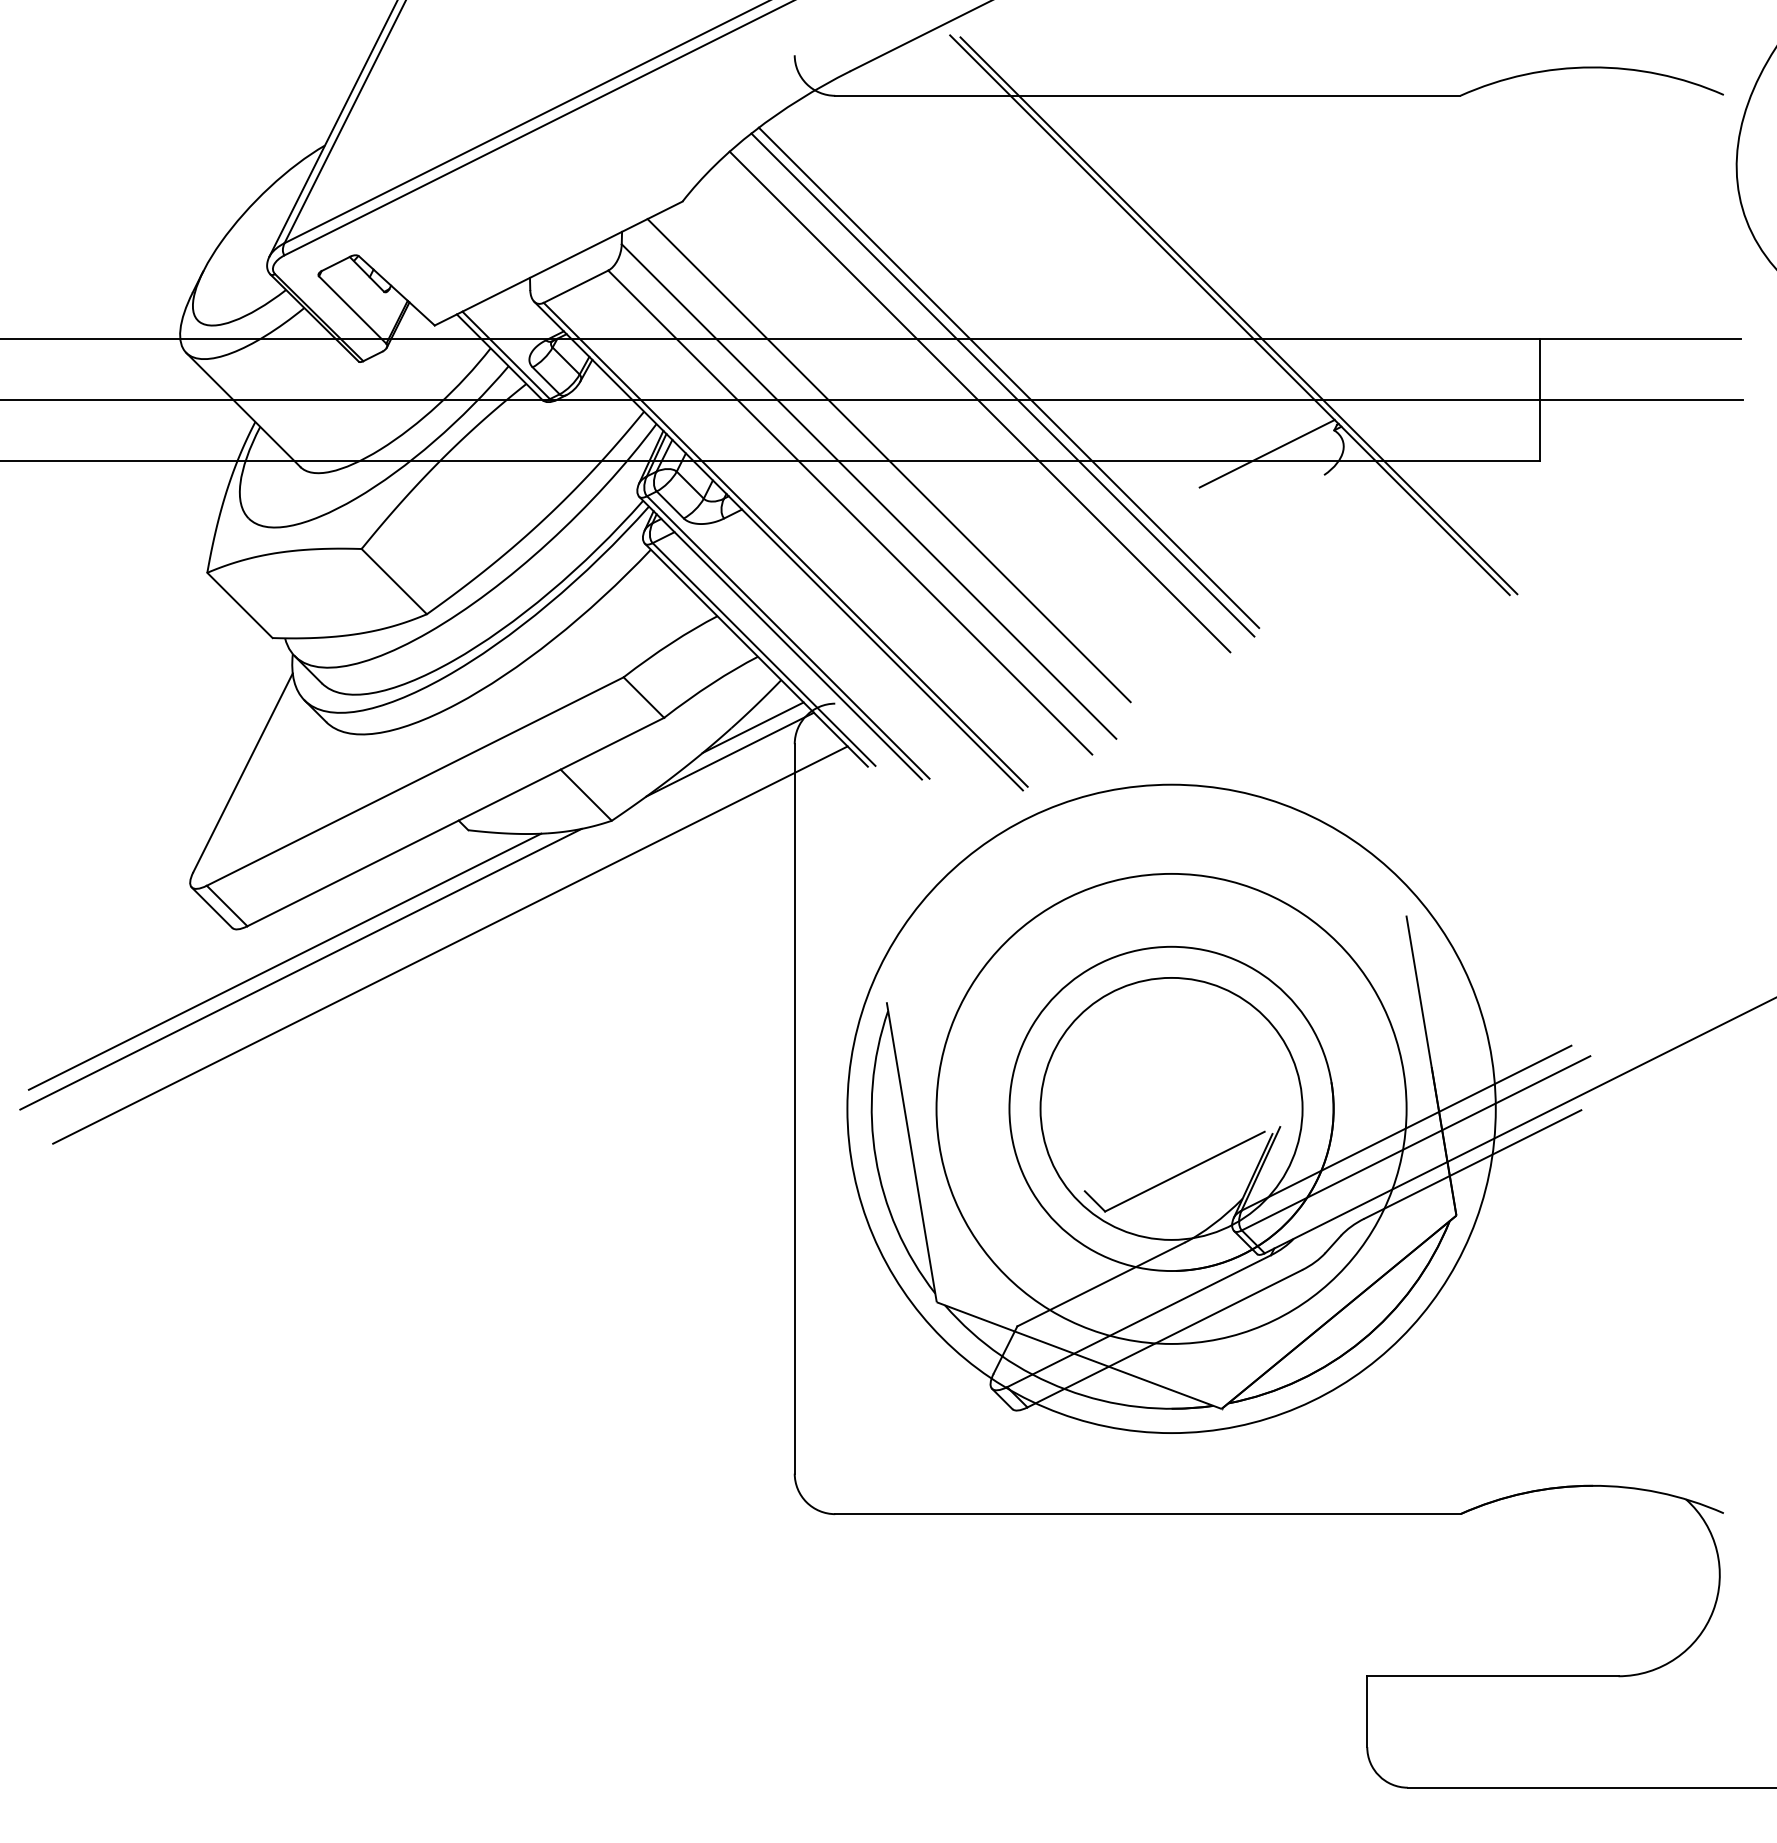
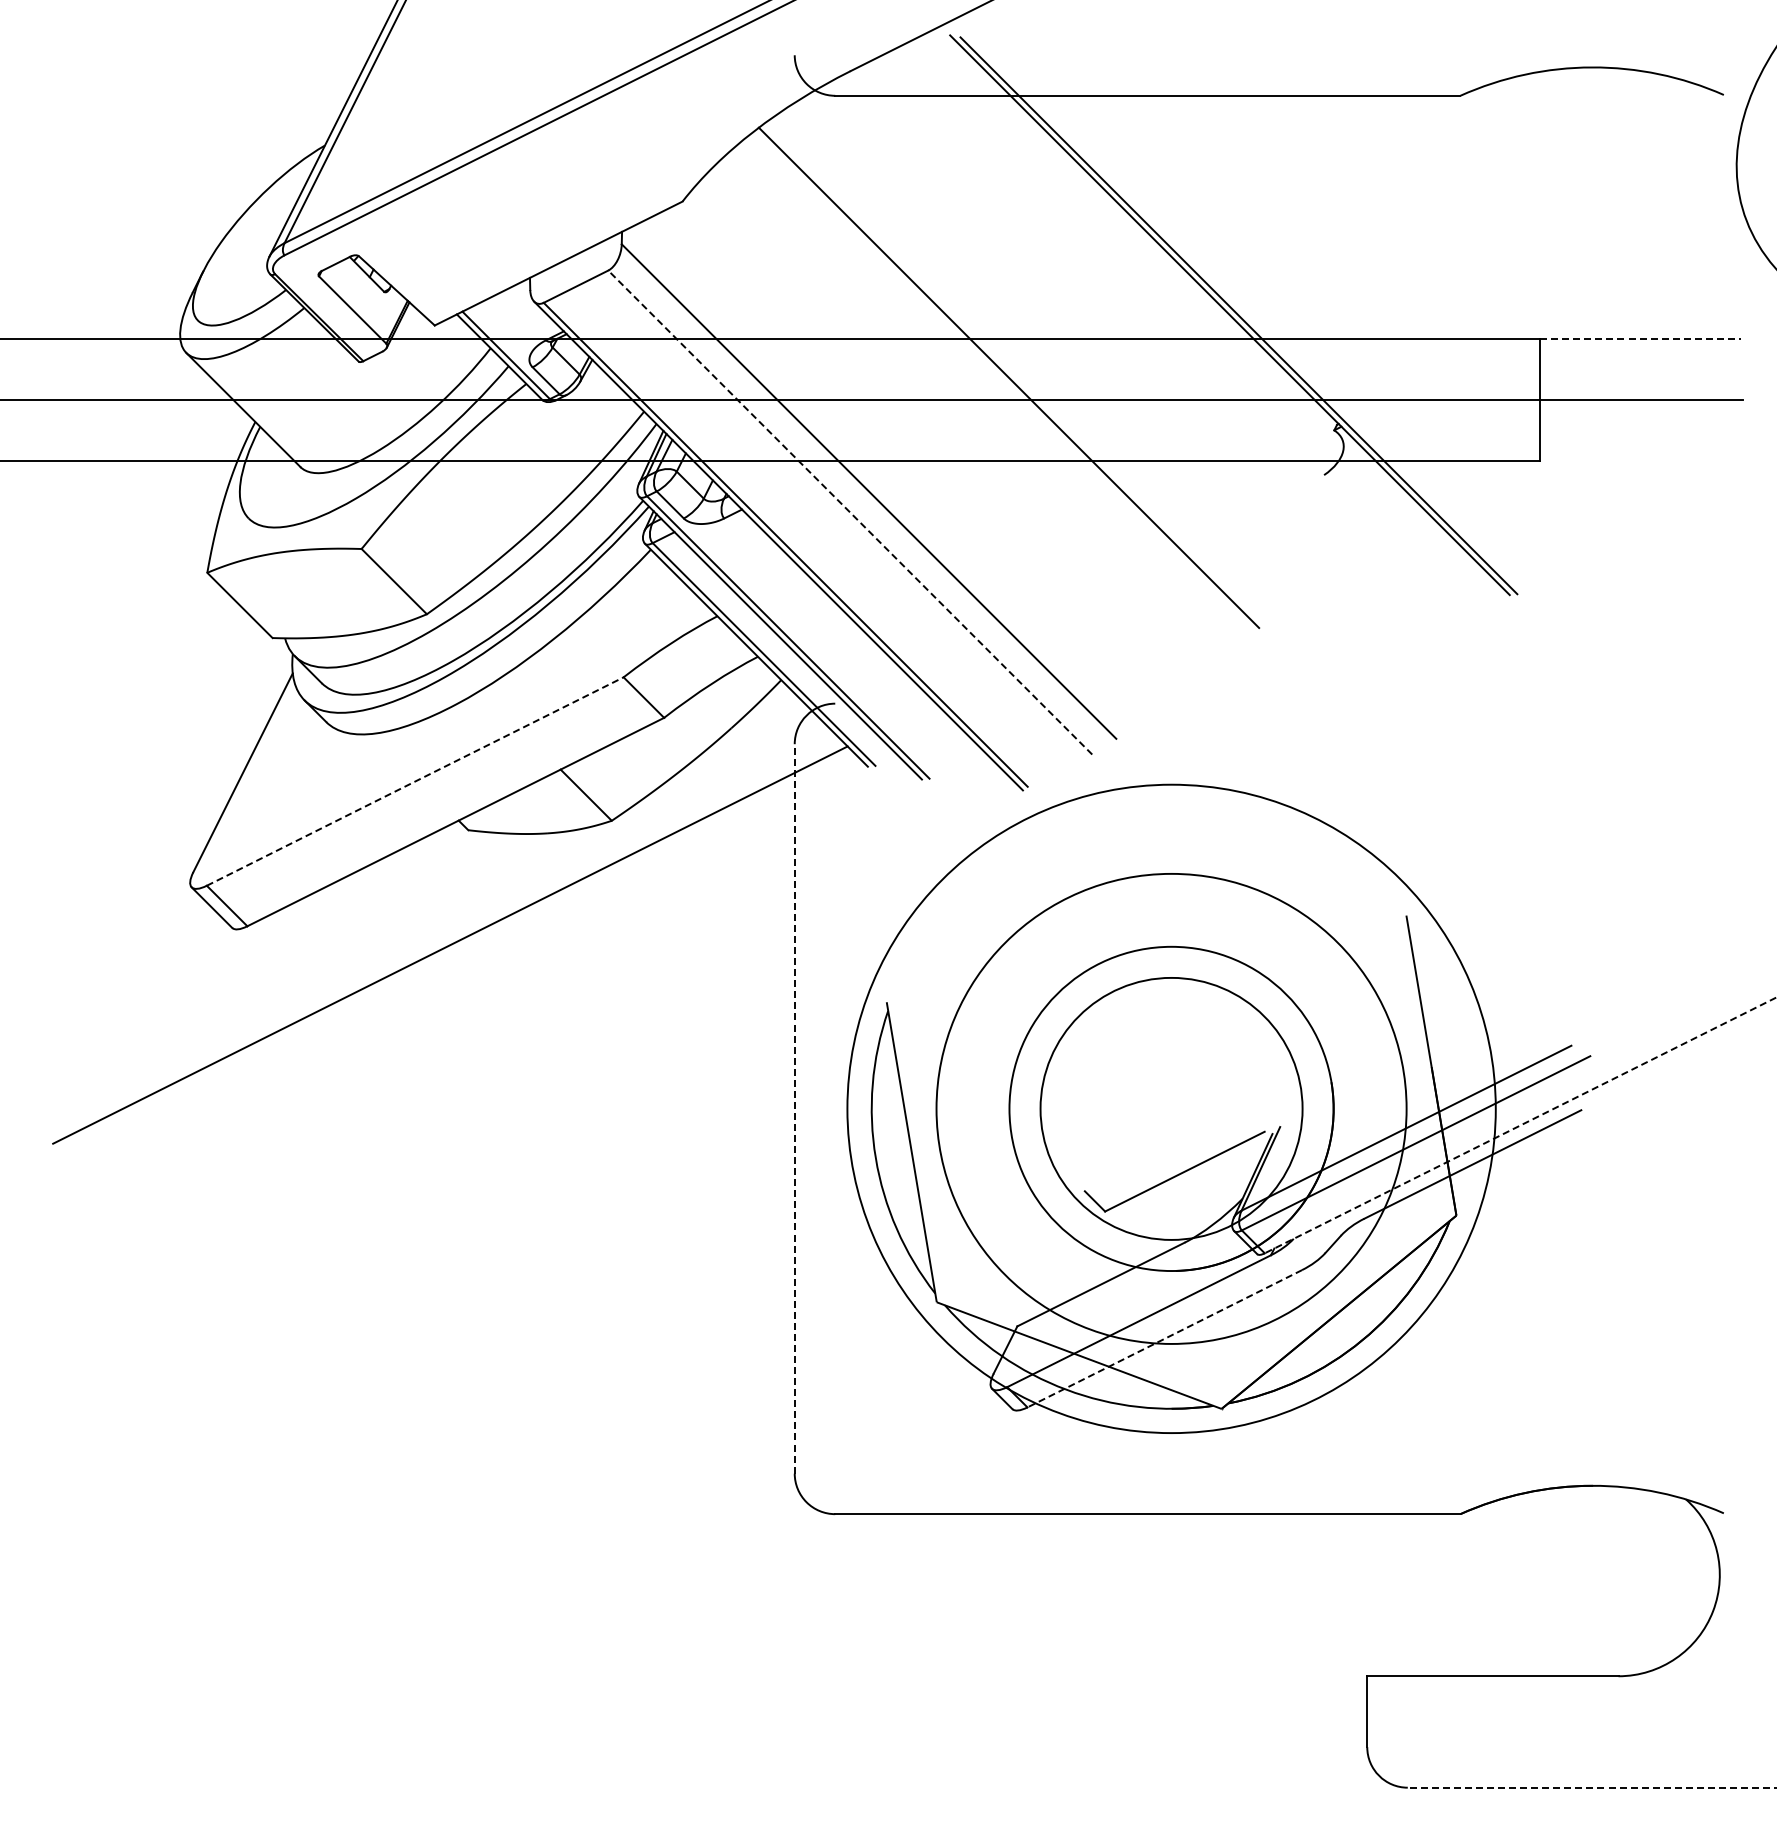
line: solid -> dashed (1640, 338)
line: present -> none (1002, 384)
line: present -> none (979, 401)
line: present -> none (1266, 453)
line: present -> none (888, 460)
line: solid -> dashed (849, 512)
line: present -> none (752, 727)
line: present -> none (729, 754)
line: solid -> dashed (415, 781)
line: present -> none (284, 961)
line: present -> none (300, 968)
line: solid -> dashed (794, 1108)
line: solid -> dashed (1520, 1125)
line: solid -> dashed (1164, 1338)
line: solid -> dashed (1591, 1787)
